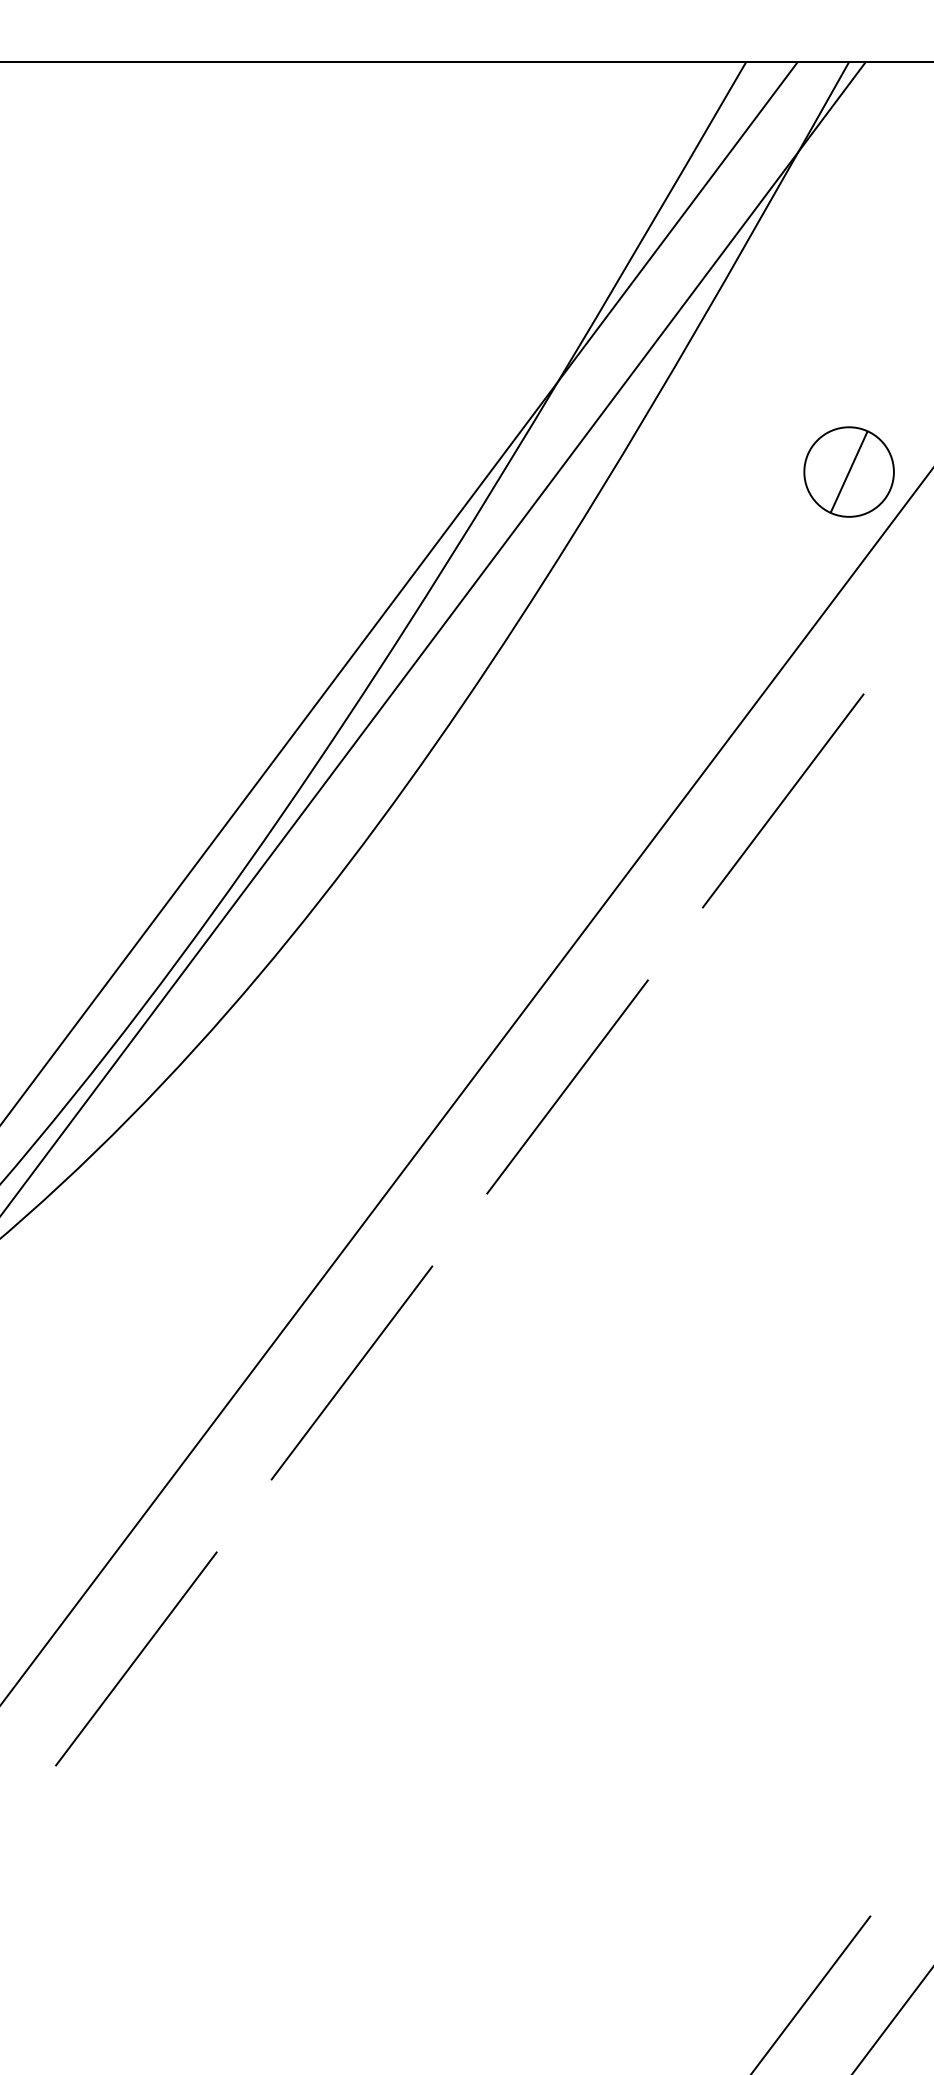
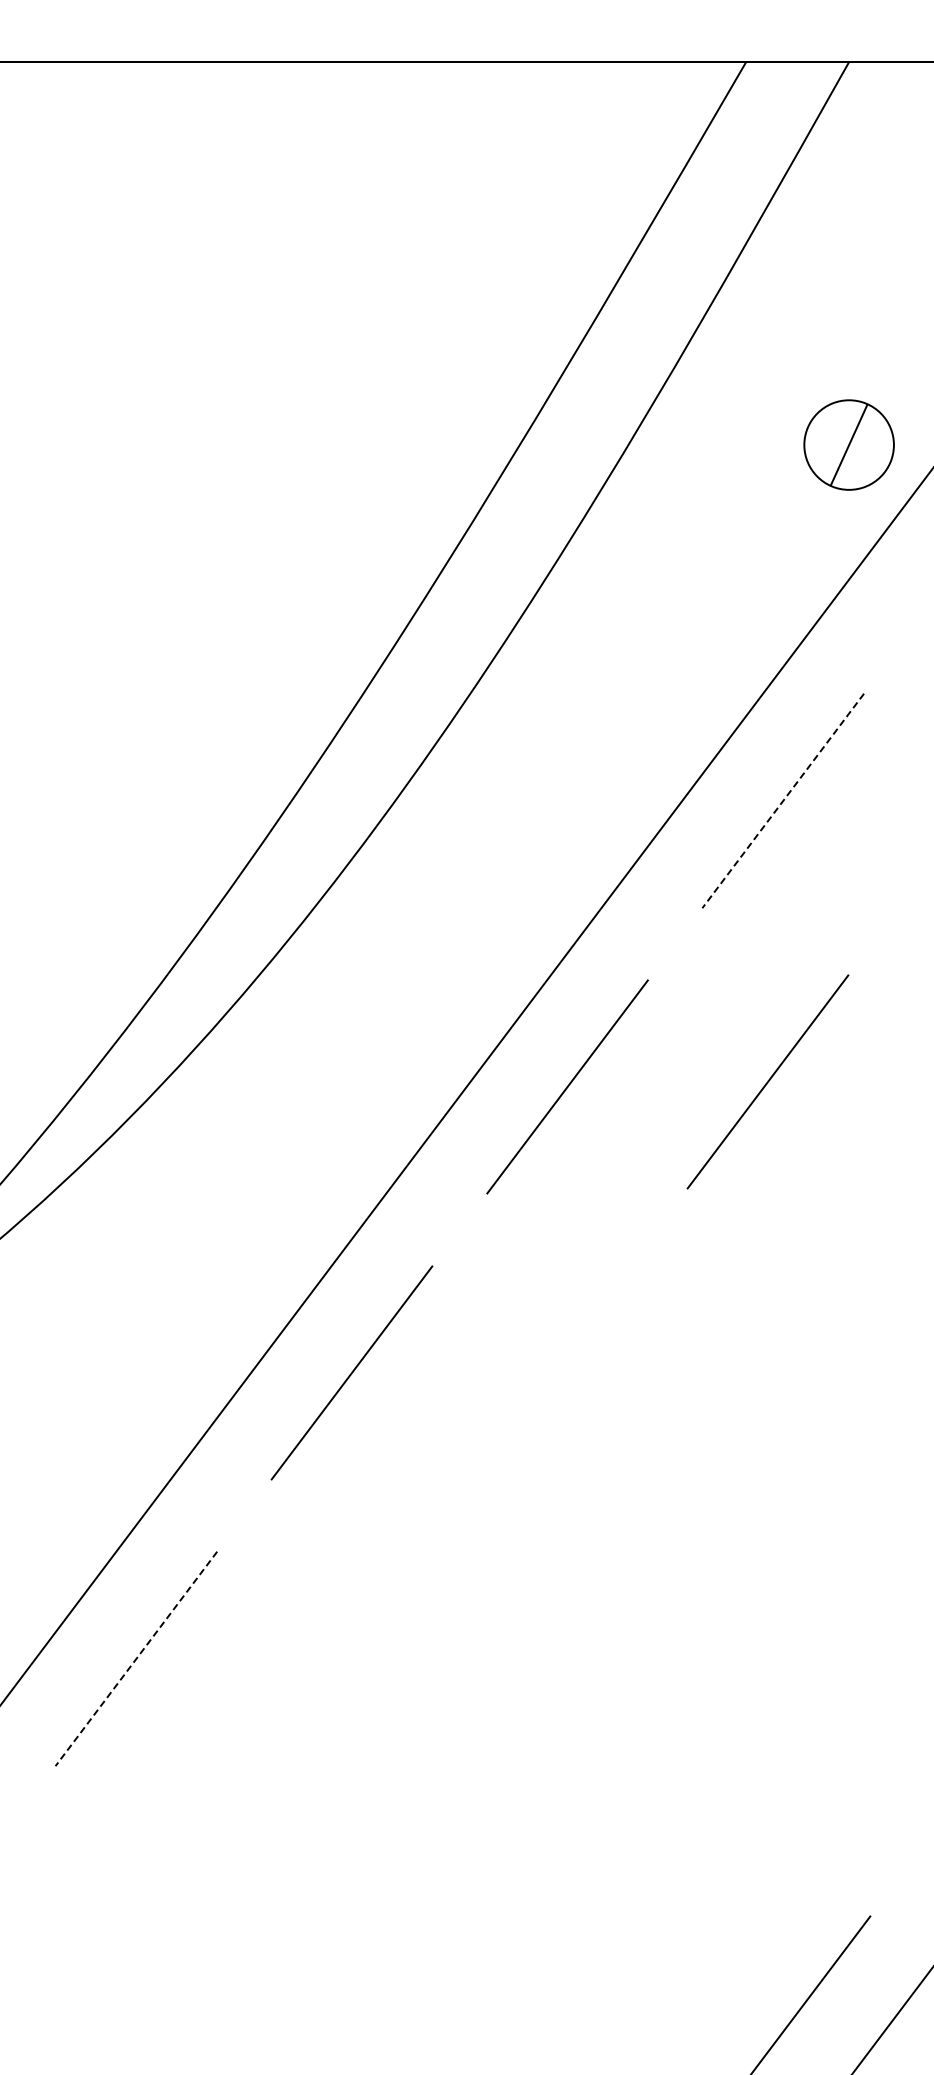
part position: (848, 471) -> (848, 444) (848, 444)
line: present -> none (399, 592)
line: present -> none (433, 638)
line: solid -> dashed (782, 801)
line: none -> present (767, 1081)
line: solid -> dashed (136, 1659)
